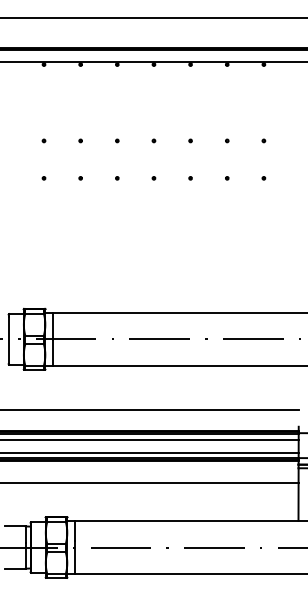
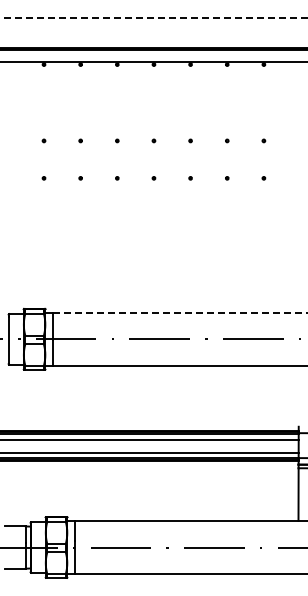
line: solid -> dashed (154, 17)
line: solid -> dashed (180, 312)
line: present -> none (150, 409)
line: present -> none (150, 482)
